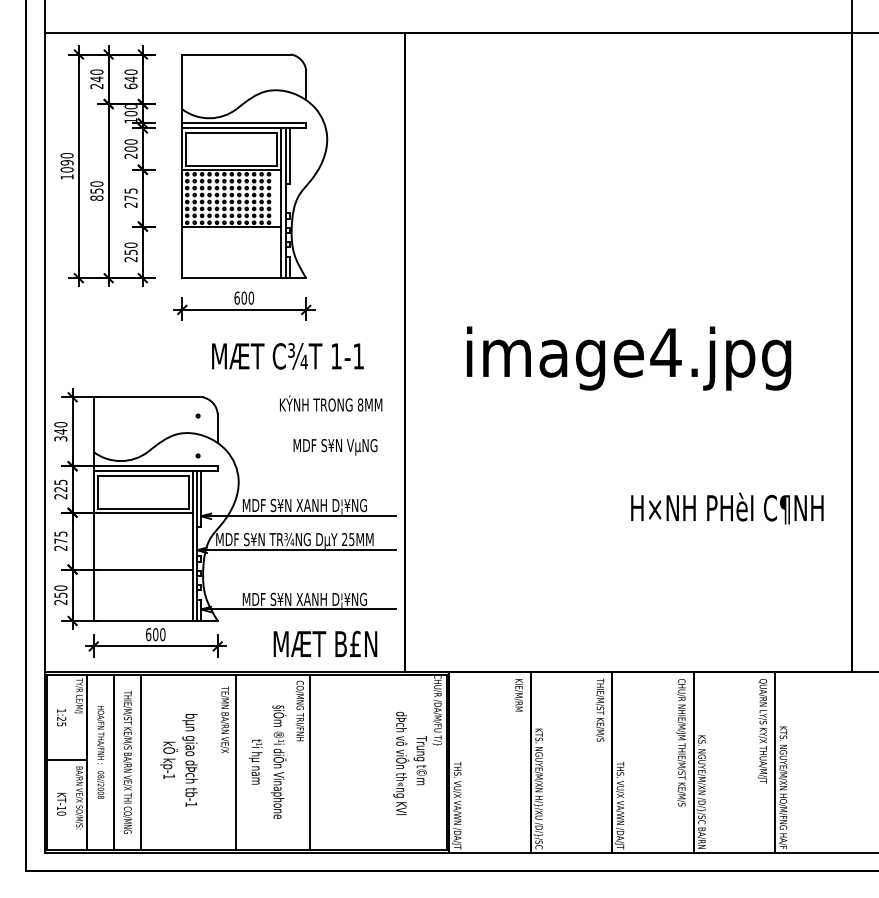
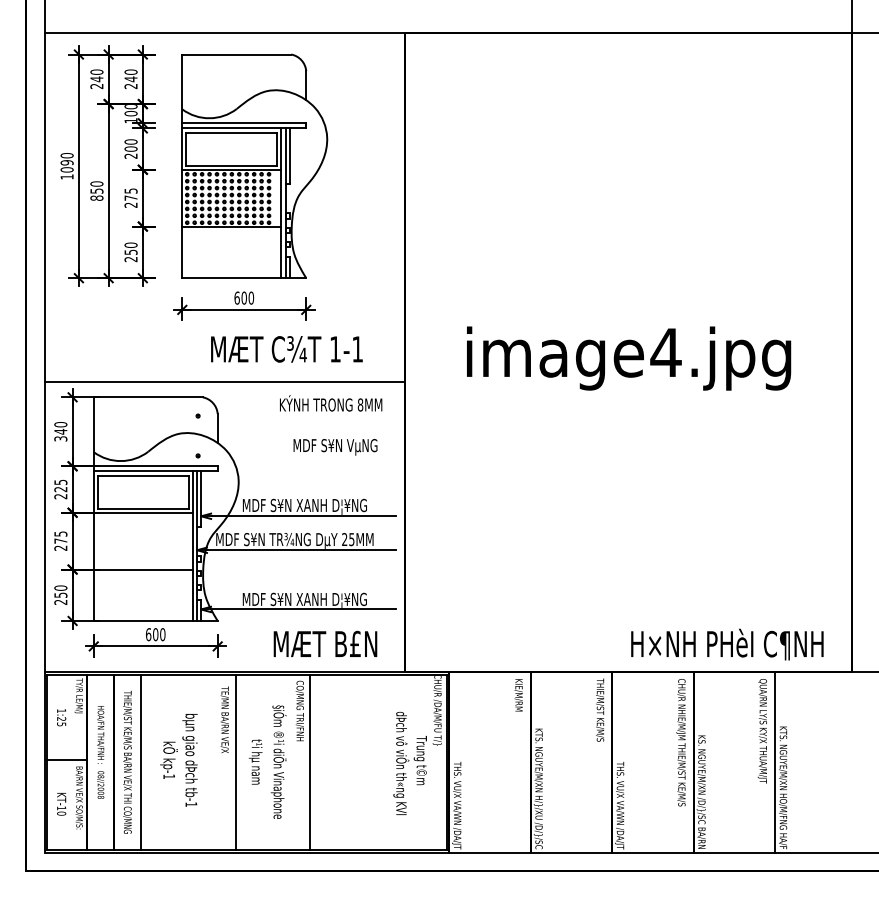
text: 640 -> 240 (130, 86)
text position: (287, 356) -> (286, 349) (286, 349)
line: none -> present (224, 382)
text position: (727, 508) -> (727, 644) (727, 644)
